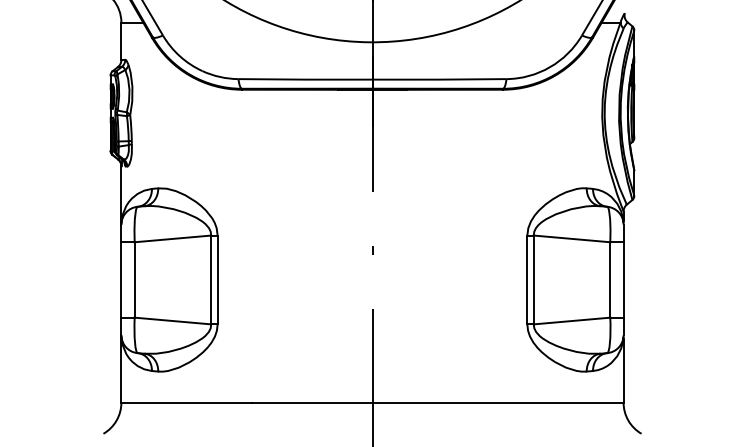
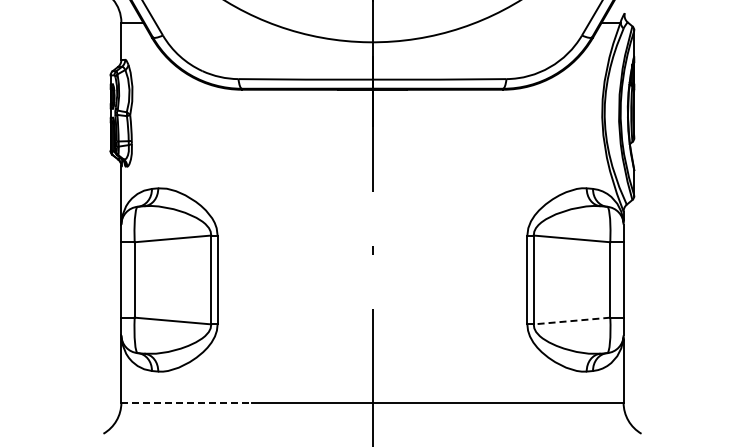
line: solid -> dashed (571, 321)
line: solid -> dashed (187, 402)
